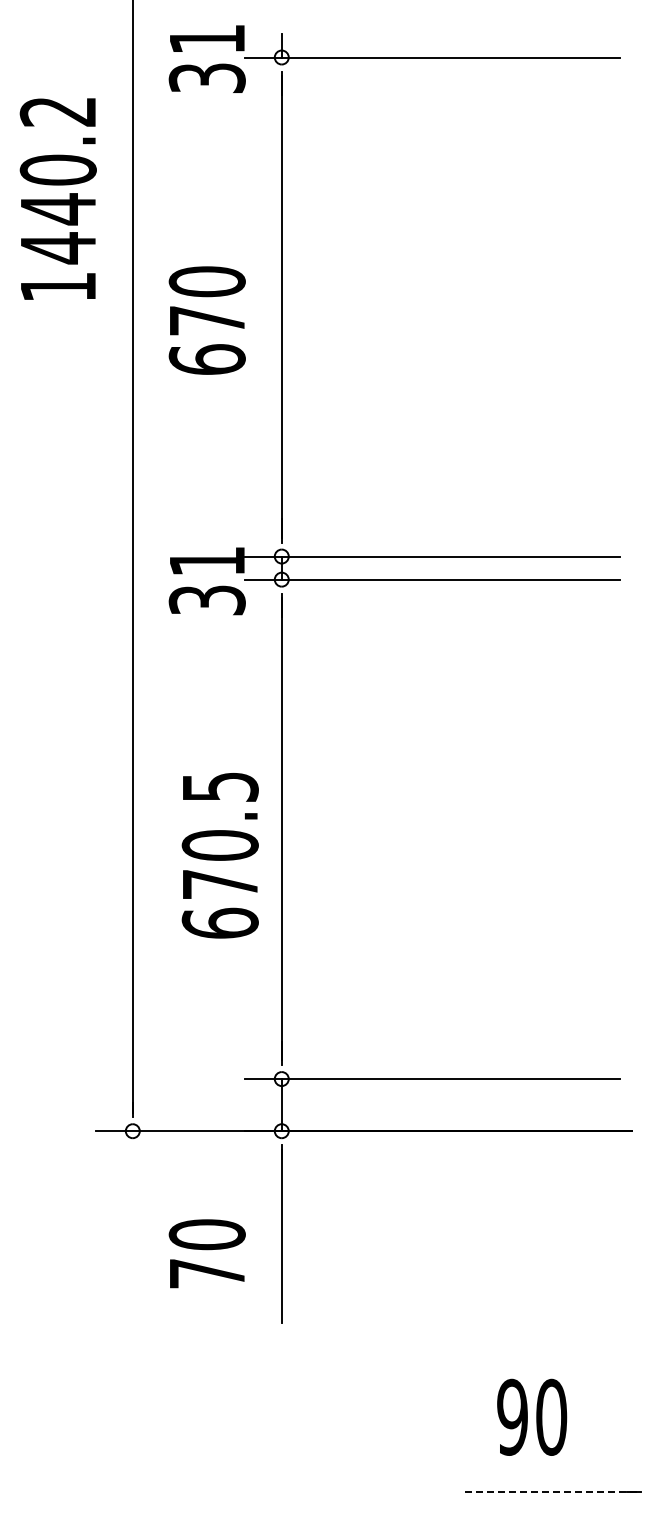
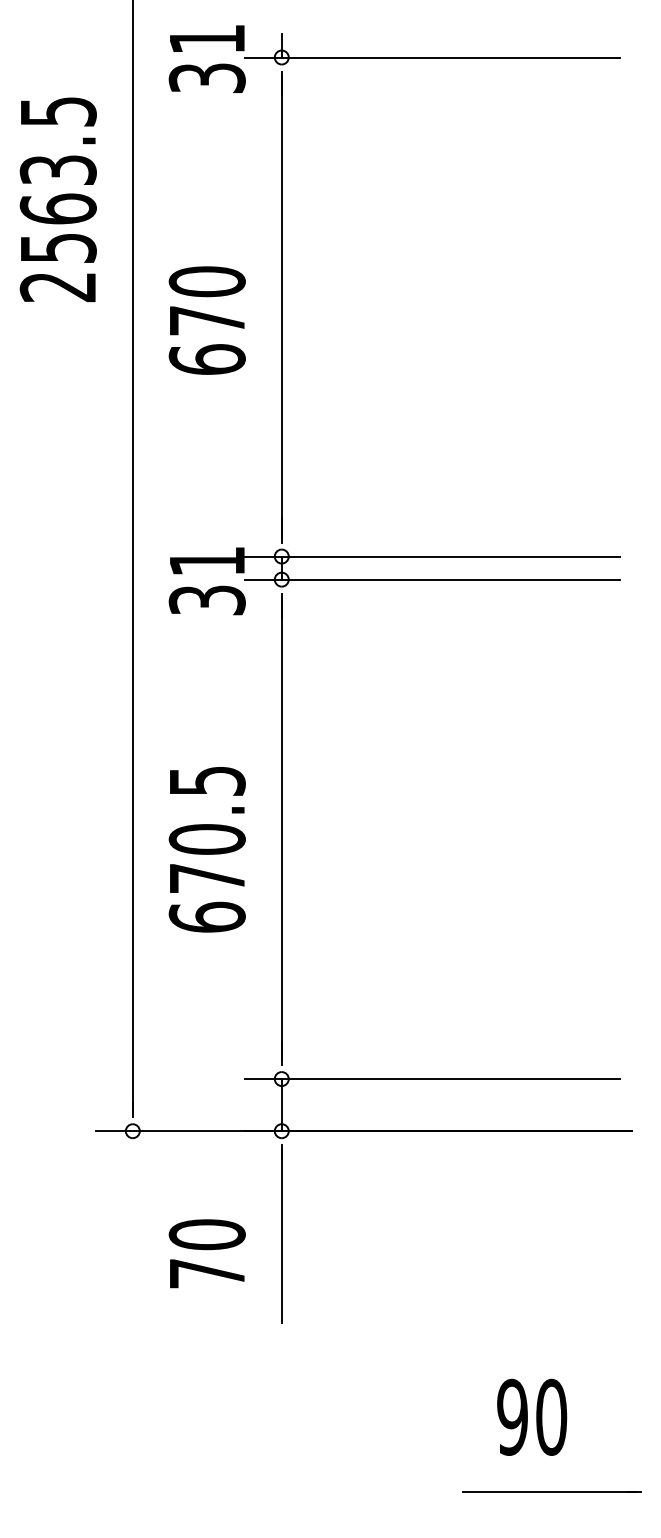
text: 1440.2 -> 2563.5 (57, 199)
text position: (219, 855) -> (206, 849) (206, 849)
line: dashed -> solid (549, 1491)
